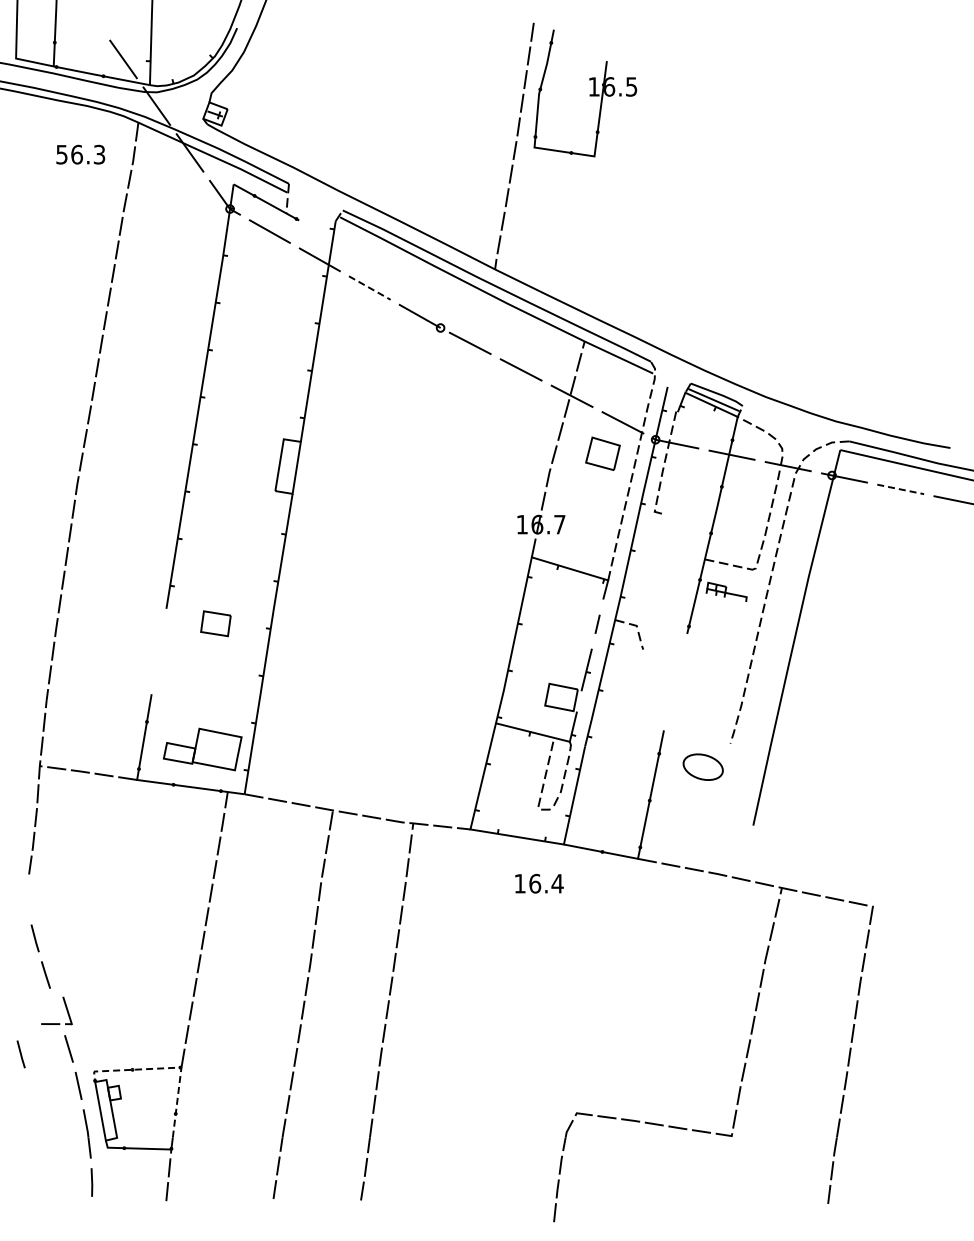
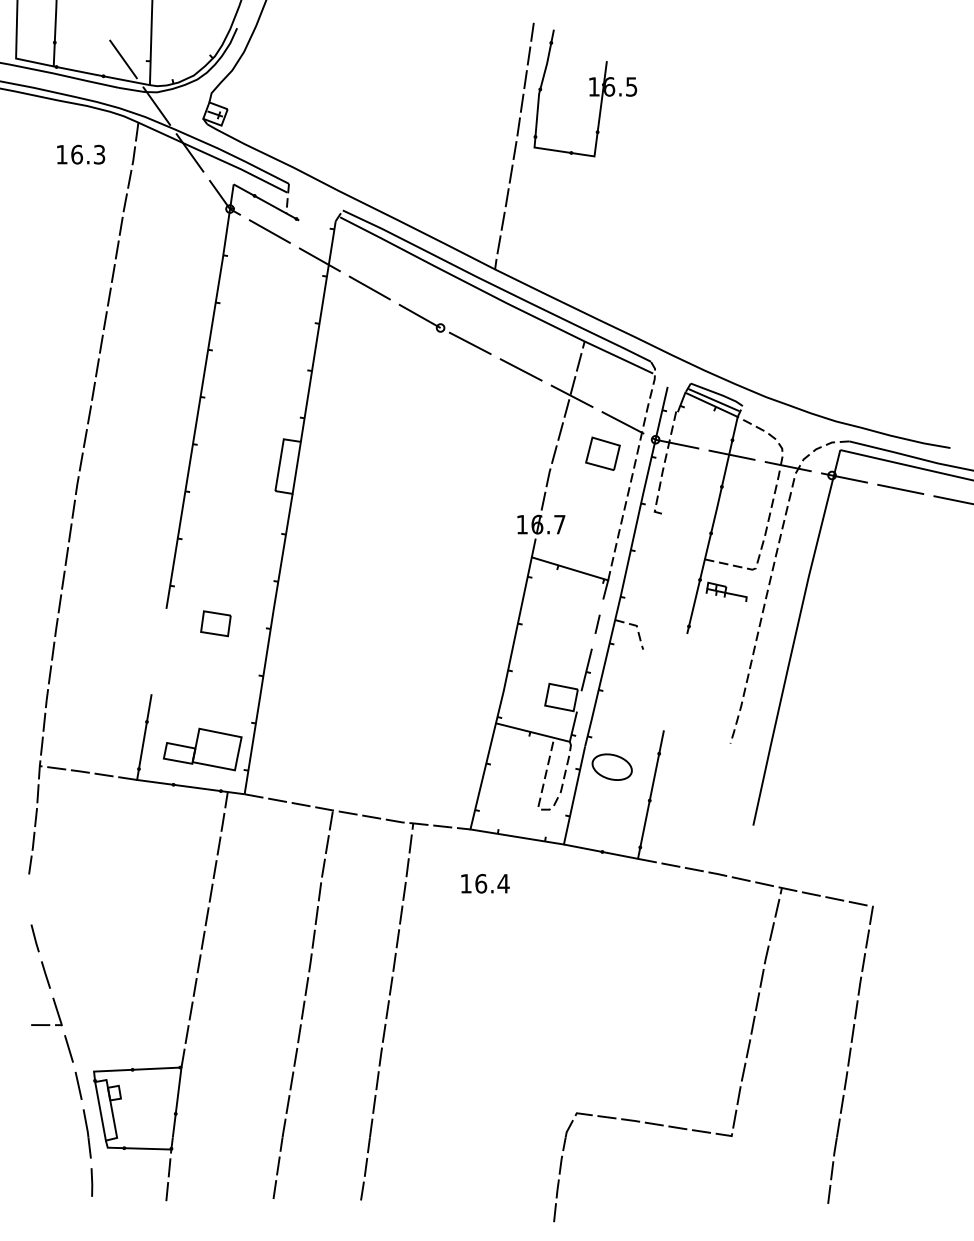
text: 56.3 -> 16.3 (61, 154)
line: dashed -> solid (369, 288)
line: dashed -> solid (900, 489)
part position: (702, 766) -> (611, 766) (611, 766)
text position: (539, 883) -> (485, 883) (485, 883)
part position: (65, 1007) -> (55, 1008) (55, 1008)
line: present -> none (20, 1054)
line: dashed -> solid (167, 1068)
